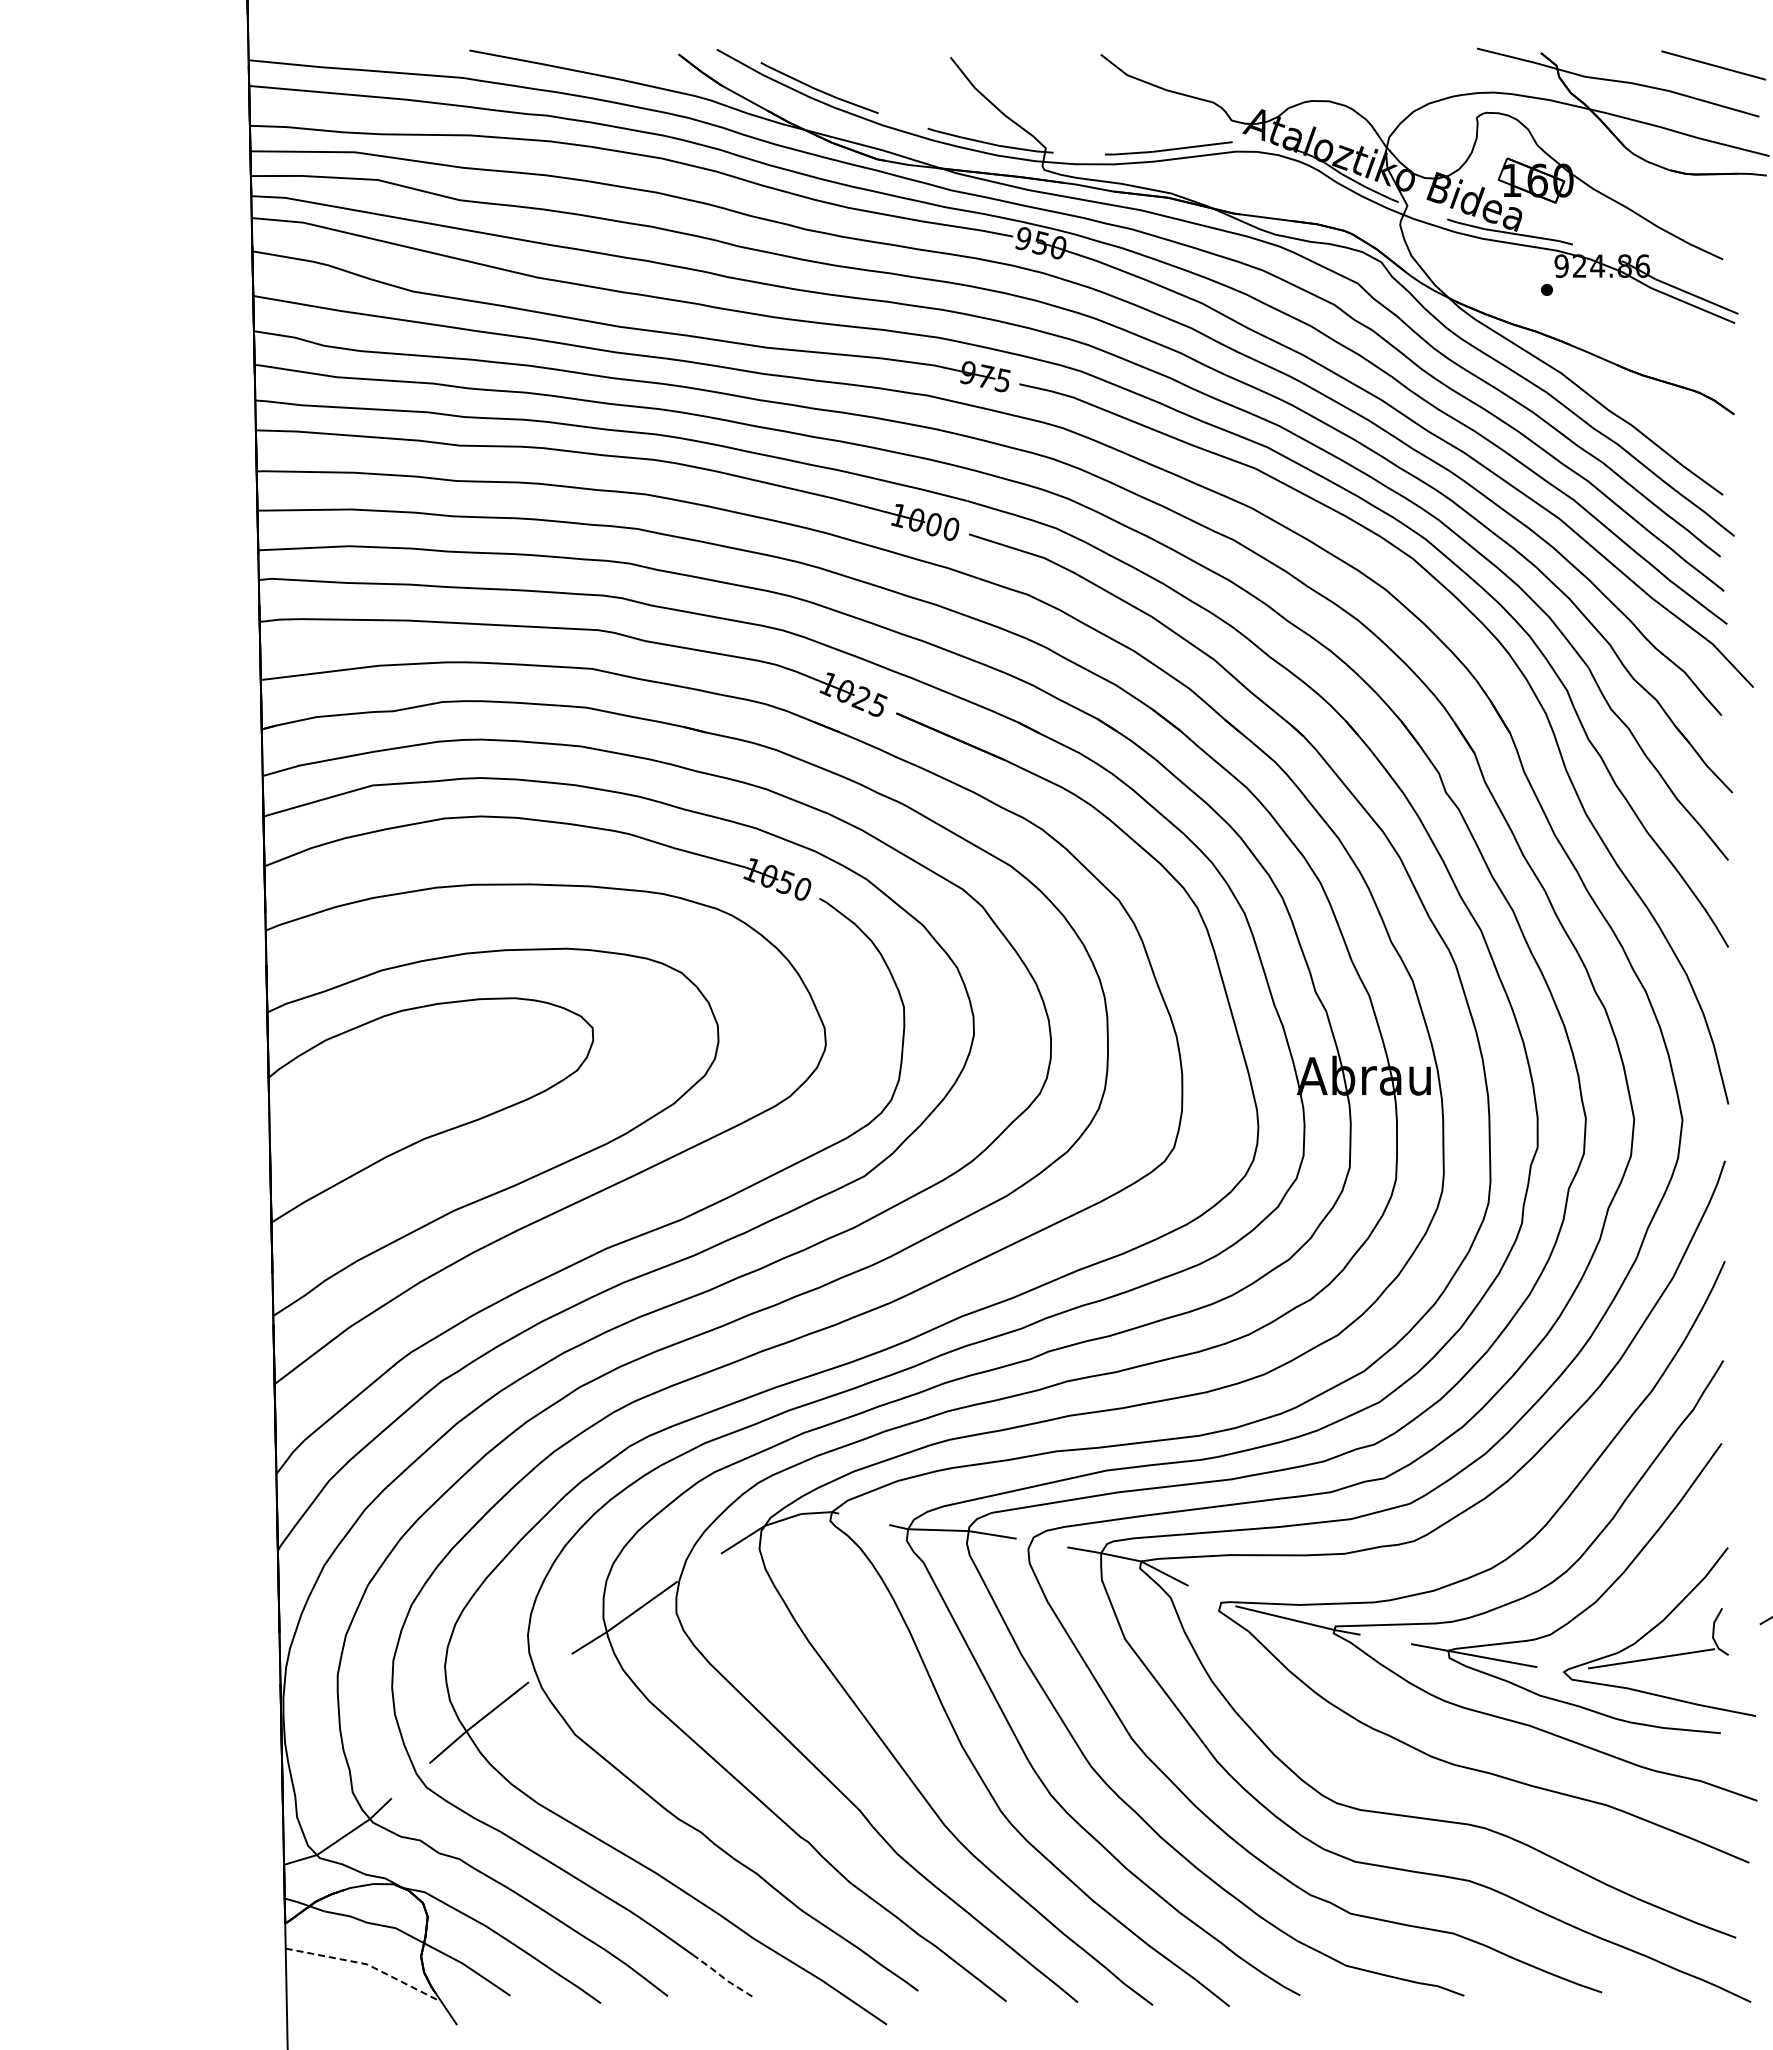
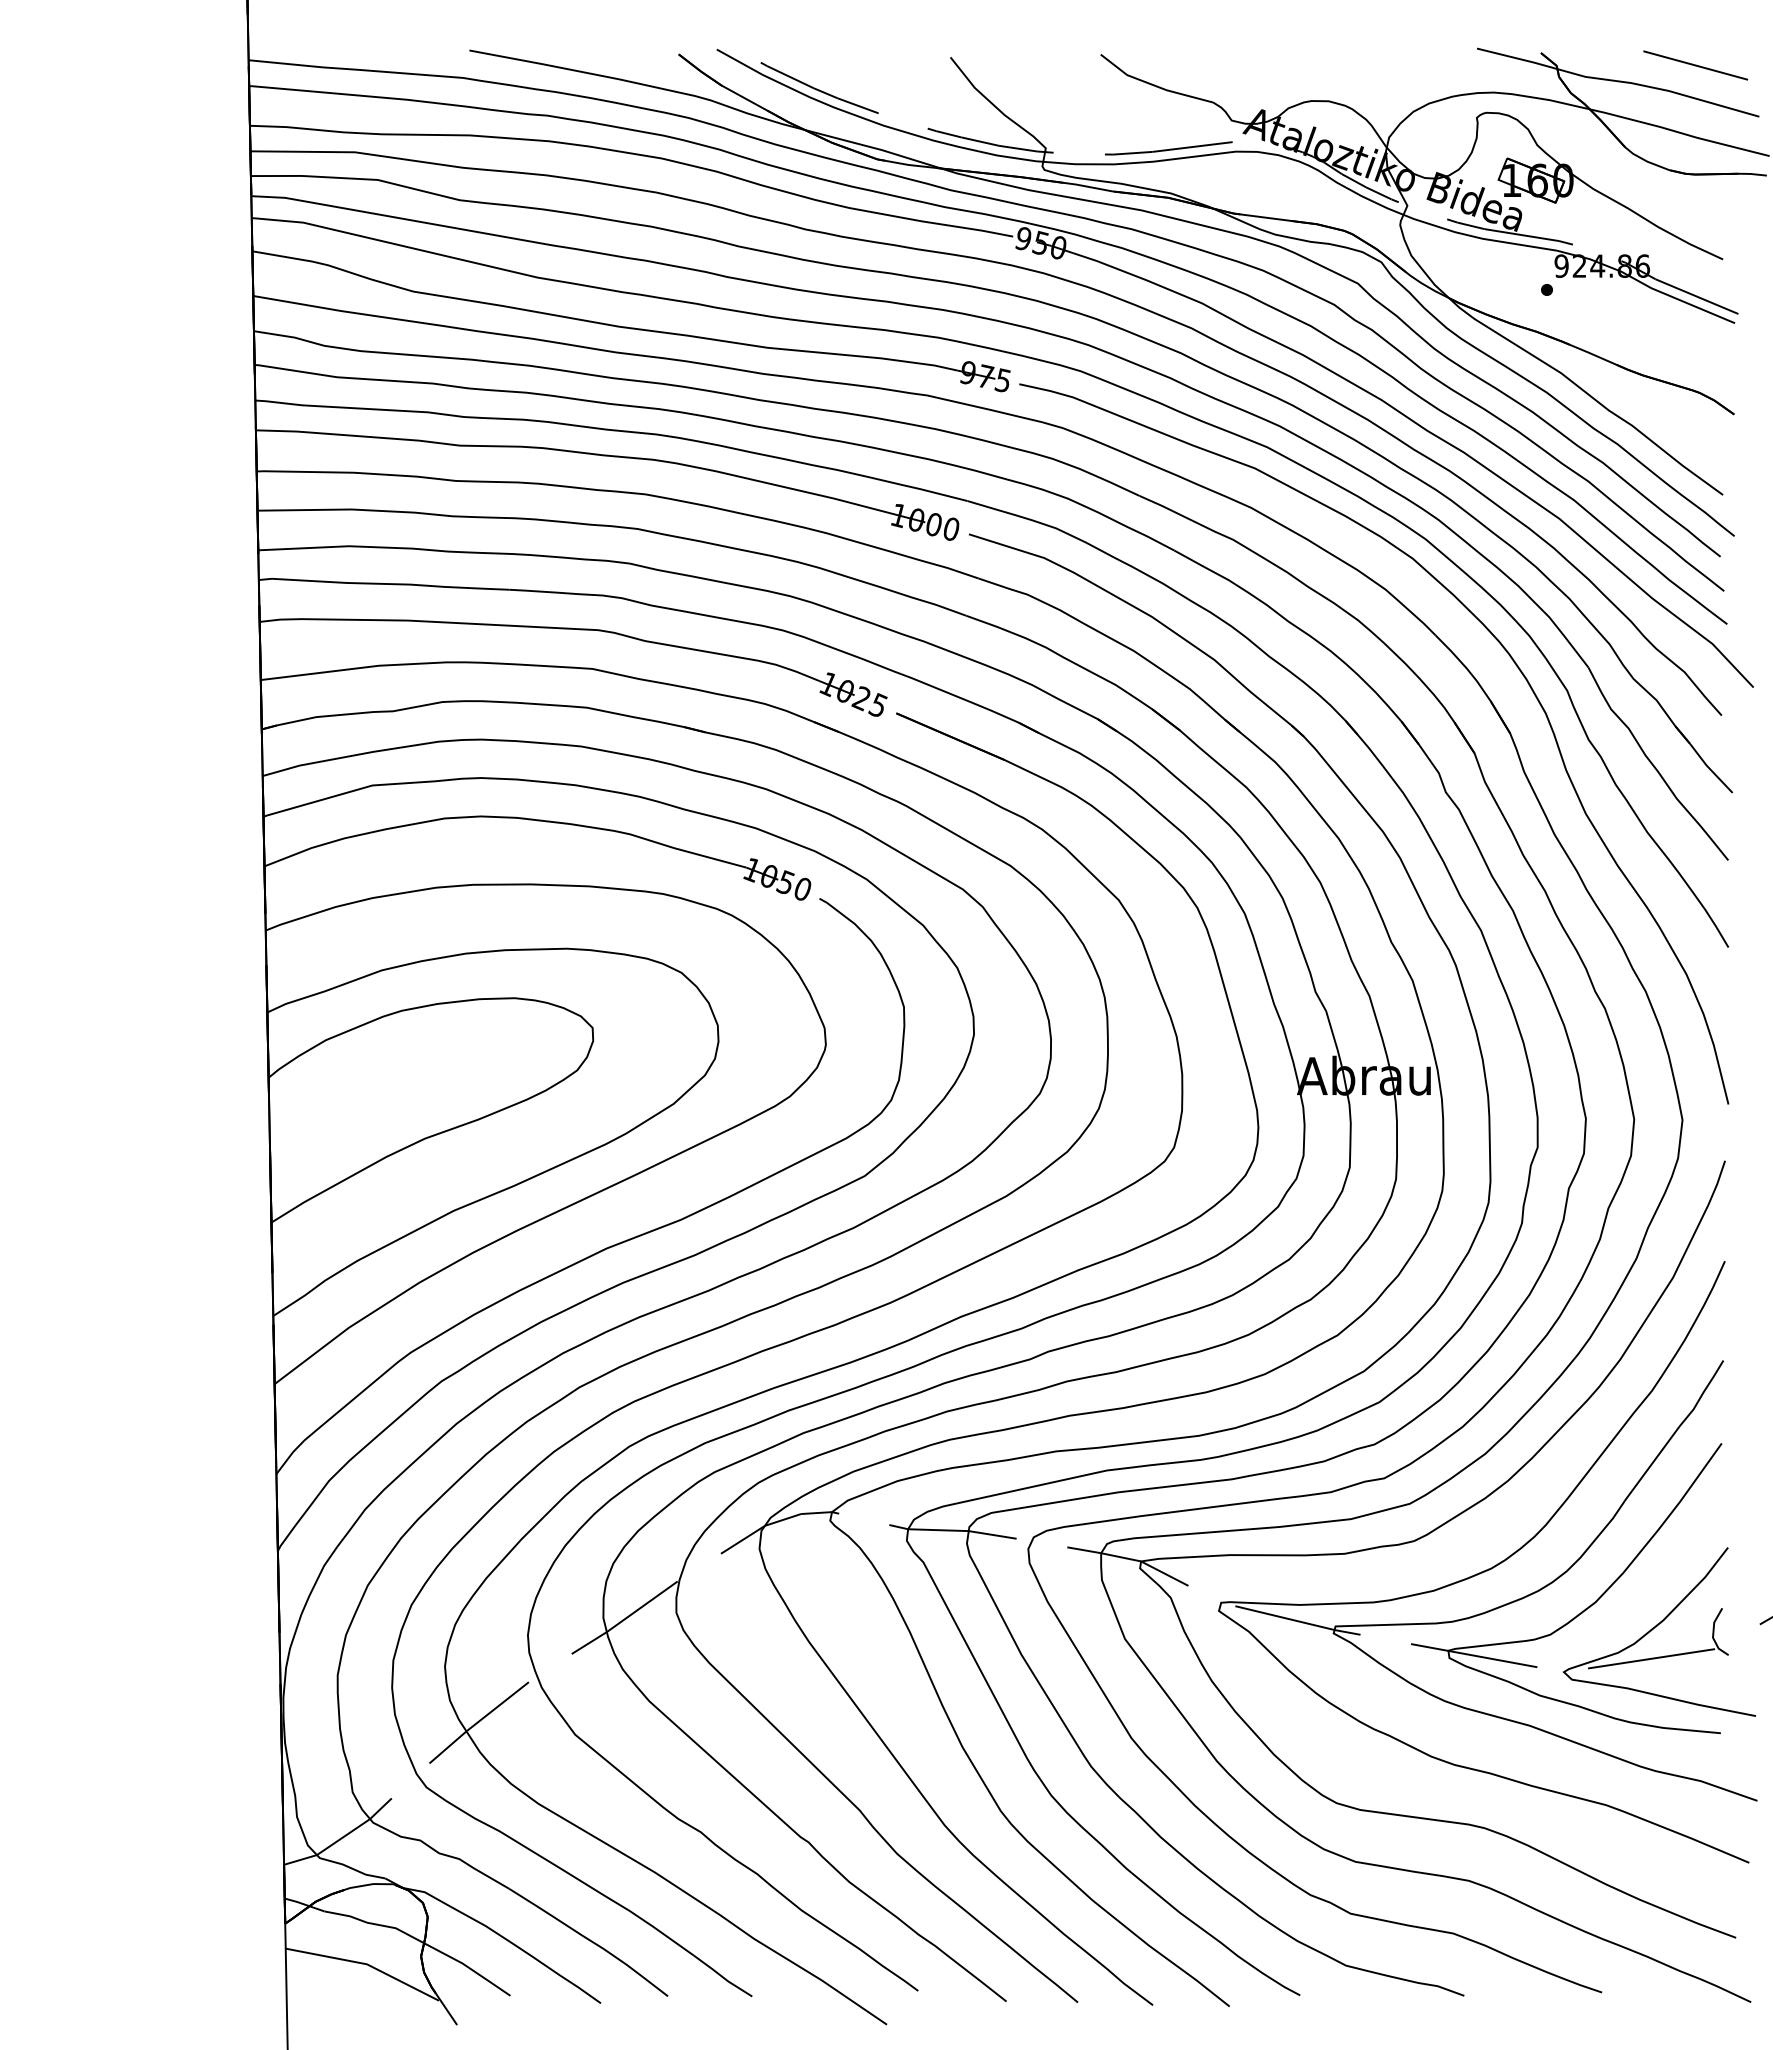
line position: (1713, 65) -> (1695, 65) (1695, 65)
line: dashed -> solid (367, 1964)
line: dashed -> solid (722, 1976)
